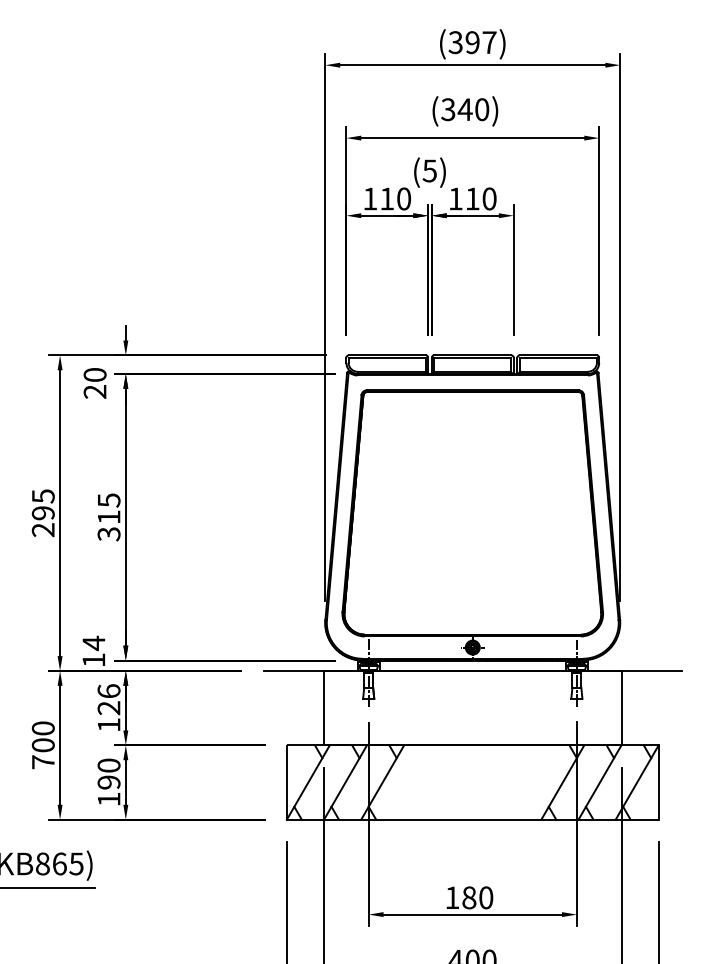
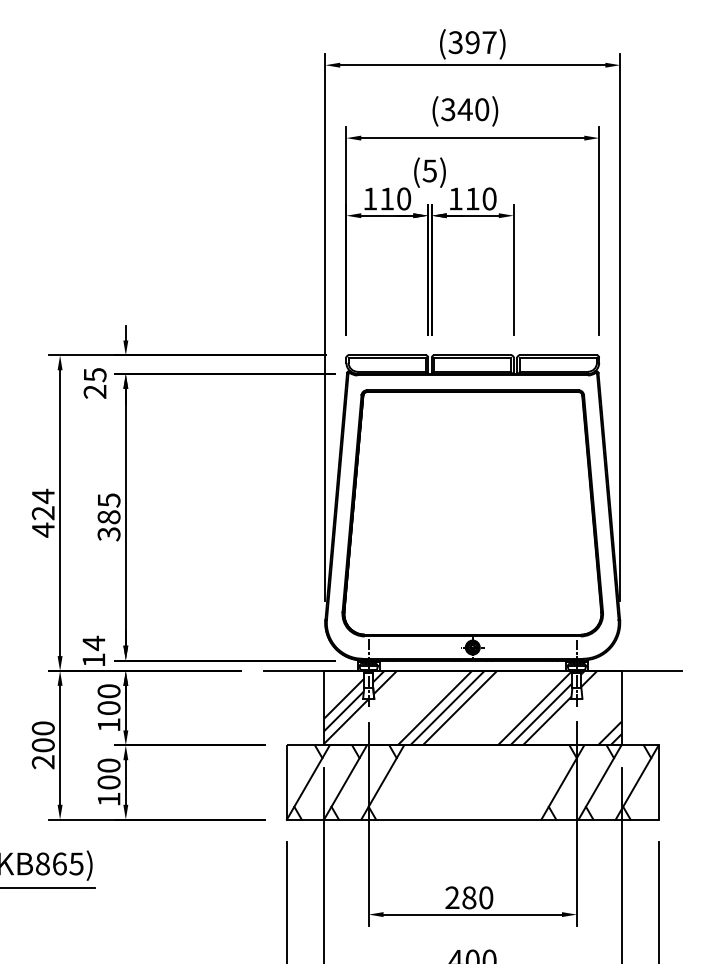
text: 20 -> 25 (94, 375)
text: 295 -> 424 (42, 512)
text: 315 -> 385 (108, 517)
text: 126 -> 100 (108, 699)
hatch: none -> present (472, 707)
text: 700 -> 200 (42, 762)
text: 190 -> 100 (108, 782)
text: 180 -> 280 (452, 897)
